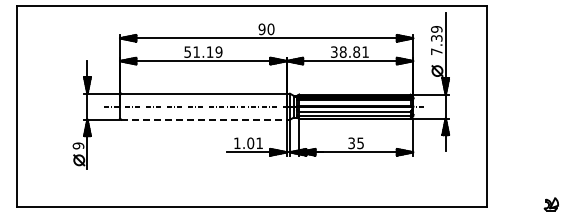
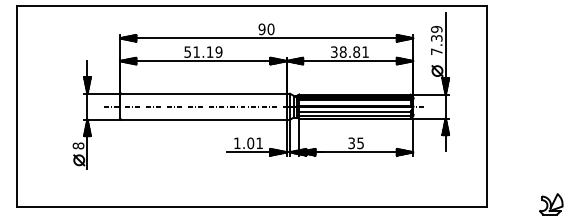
line: dashed -> solid (204, 119)
text: 9 -> 8 (78, 145)
part size: 16x15 px -> 25x23 px (551, 204)
